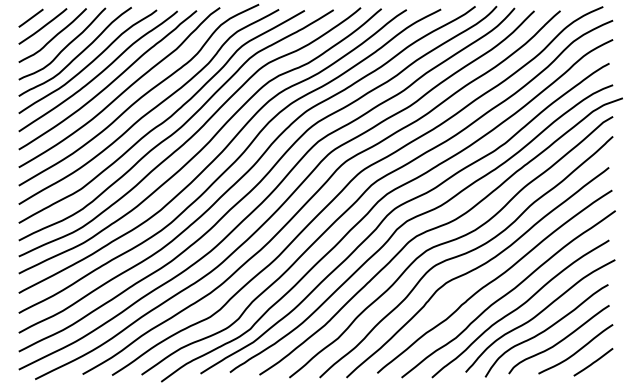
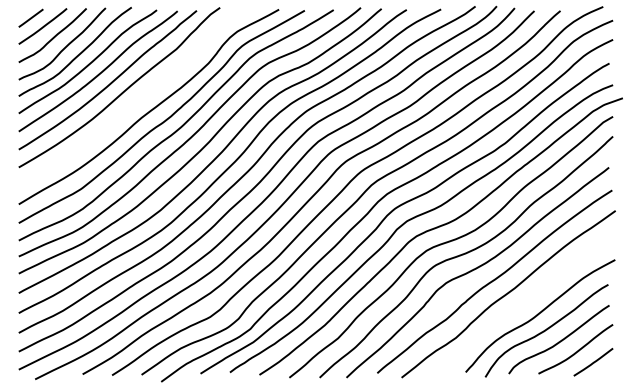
curve: present -> none (140, 96)
curve: present -> none (520, 307)
